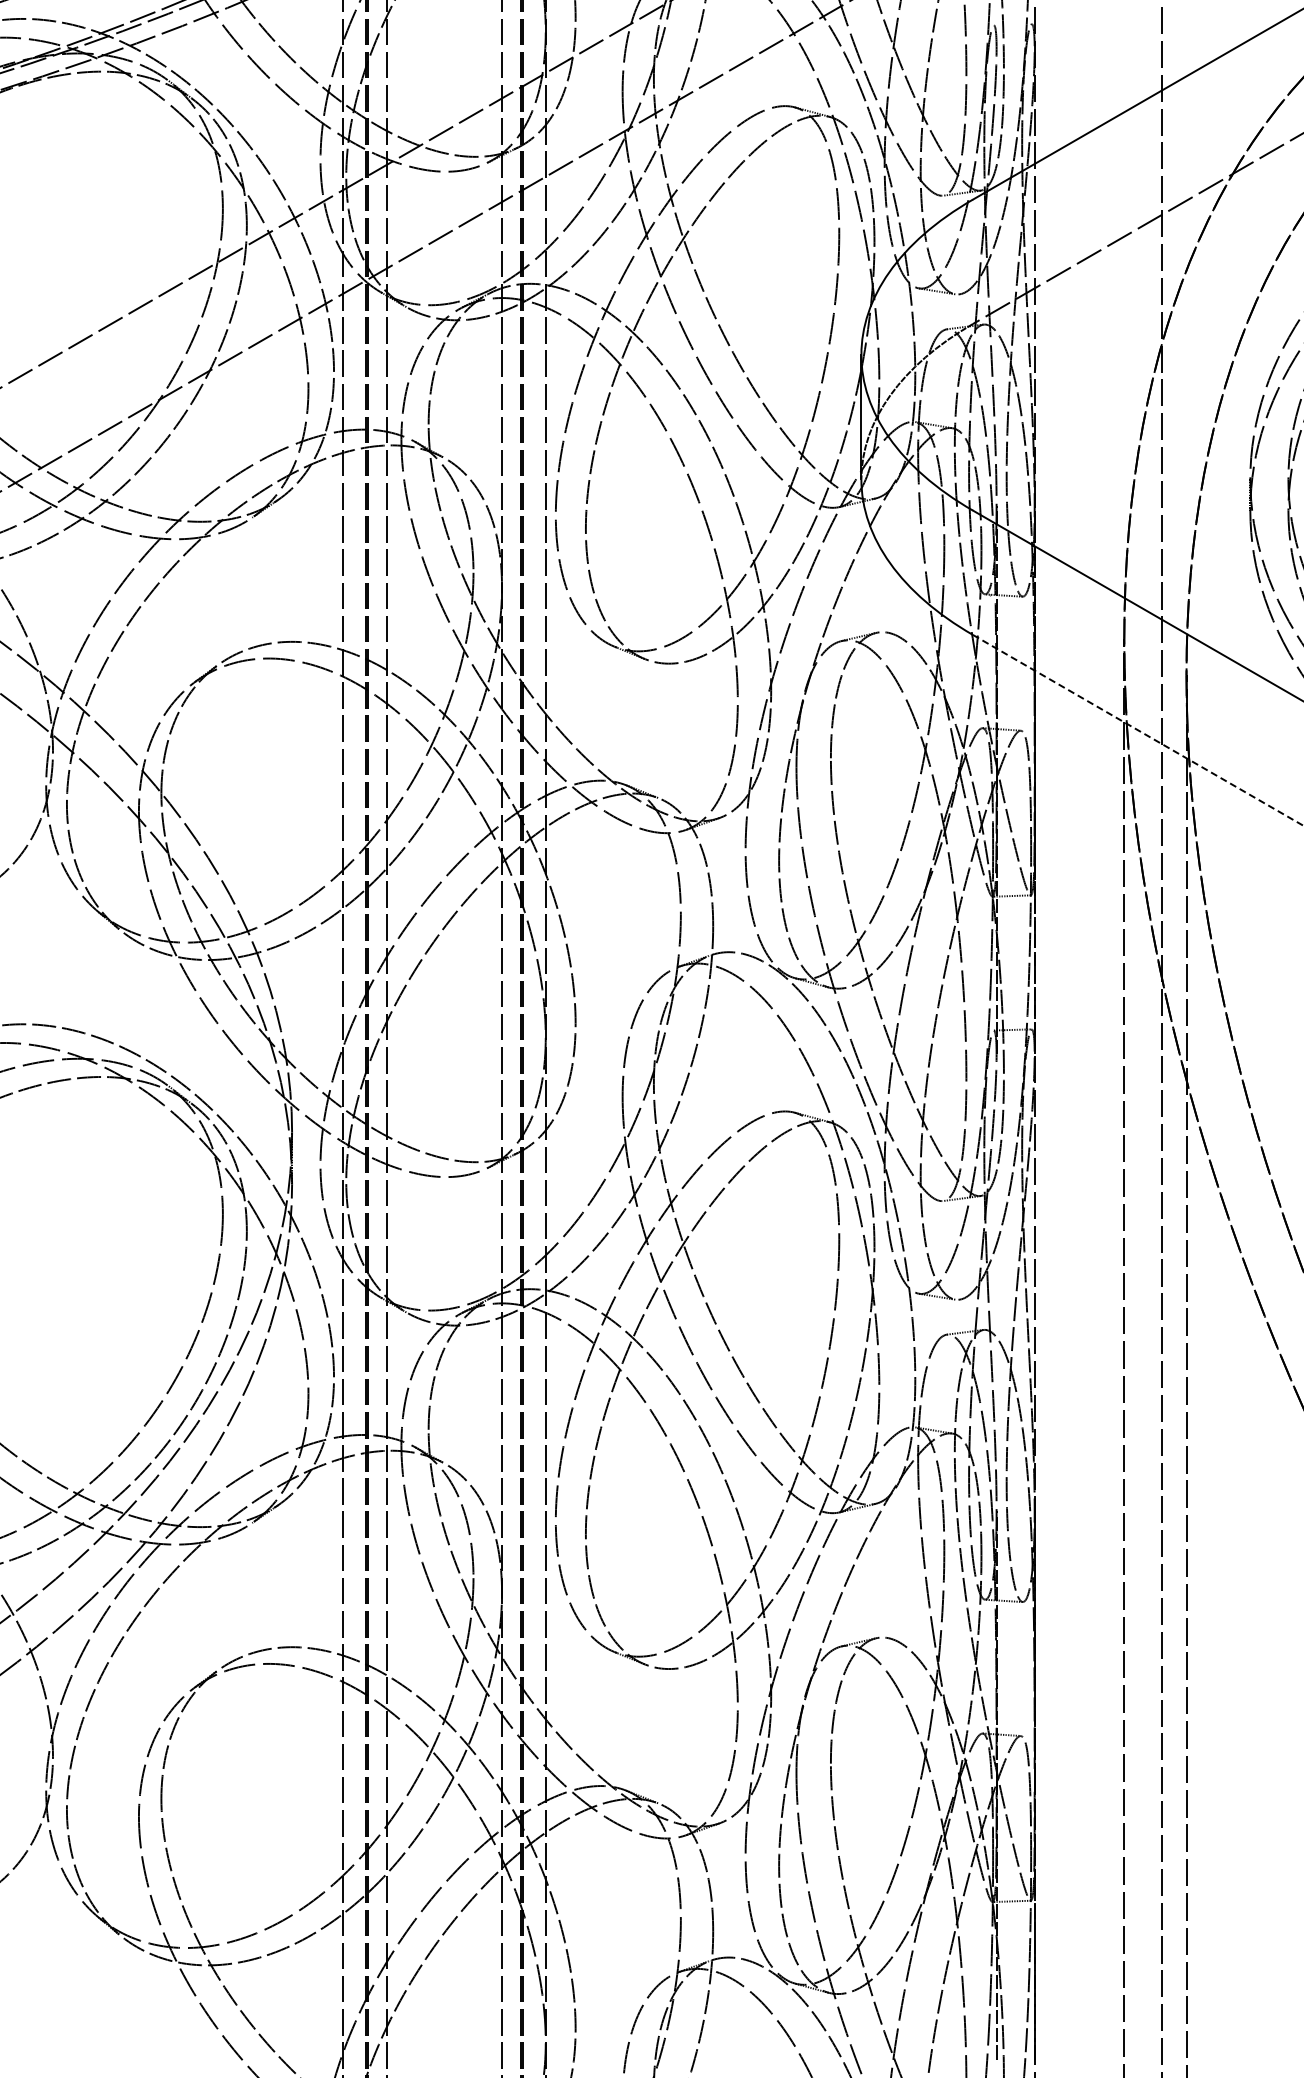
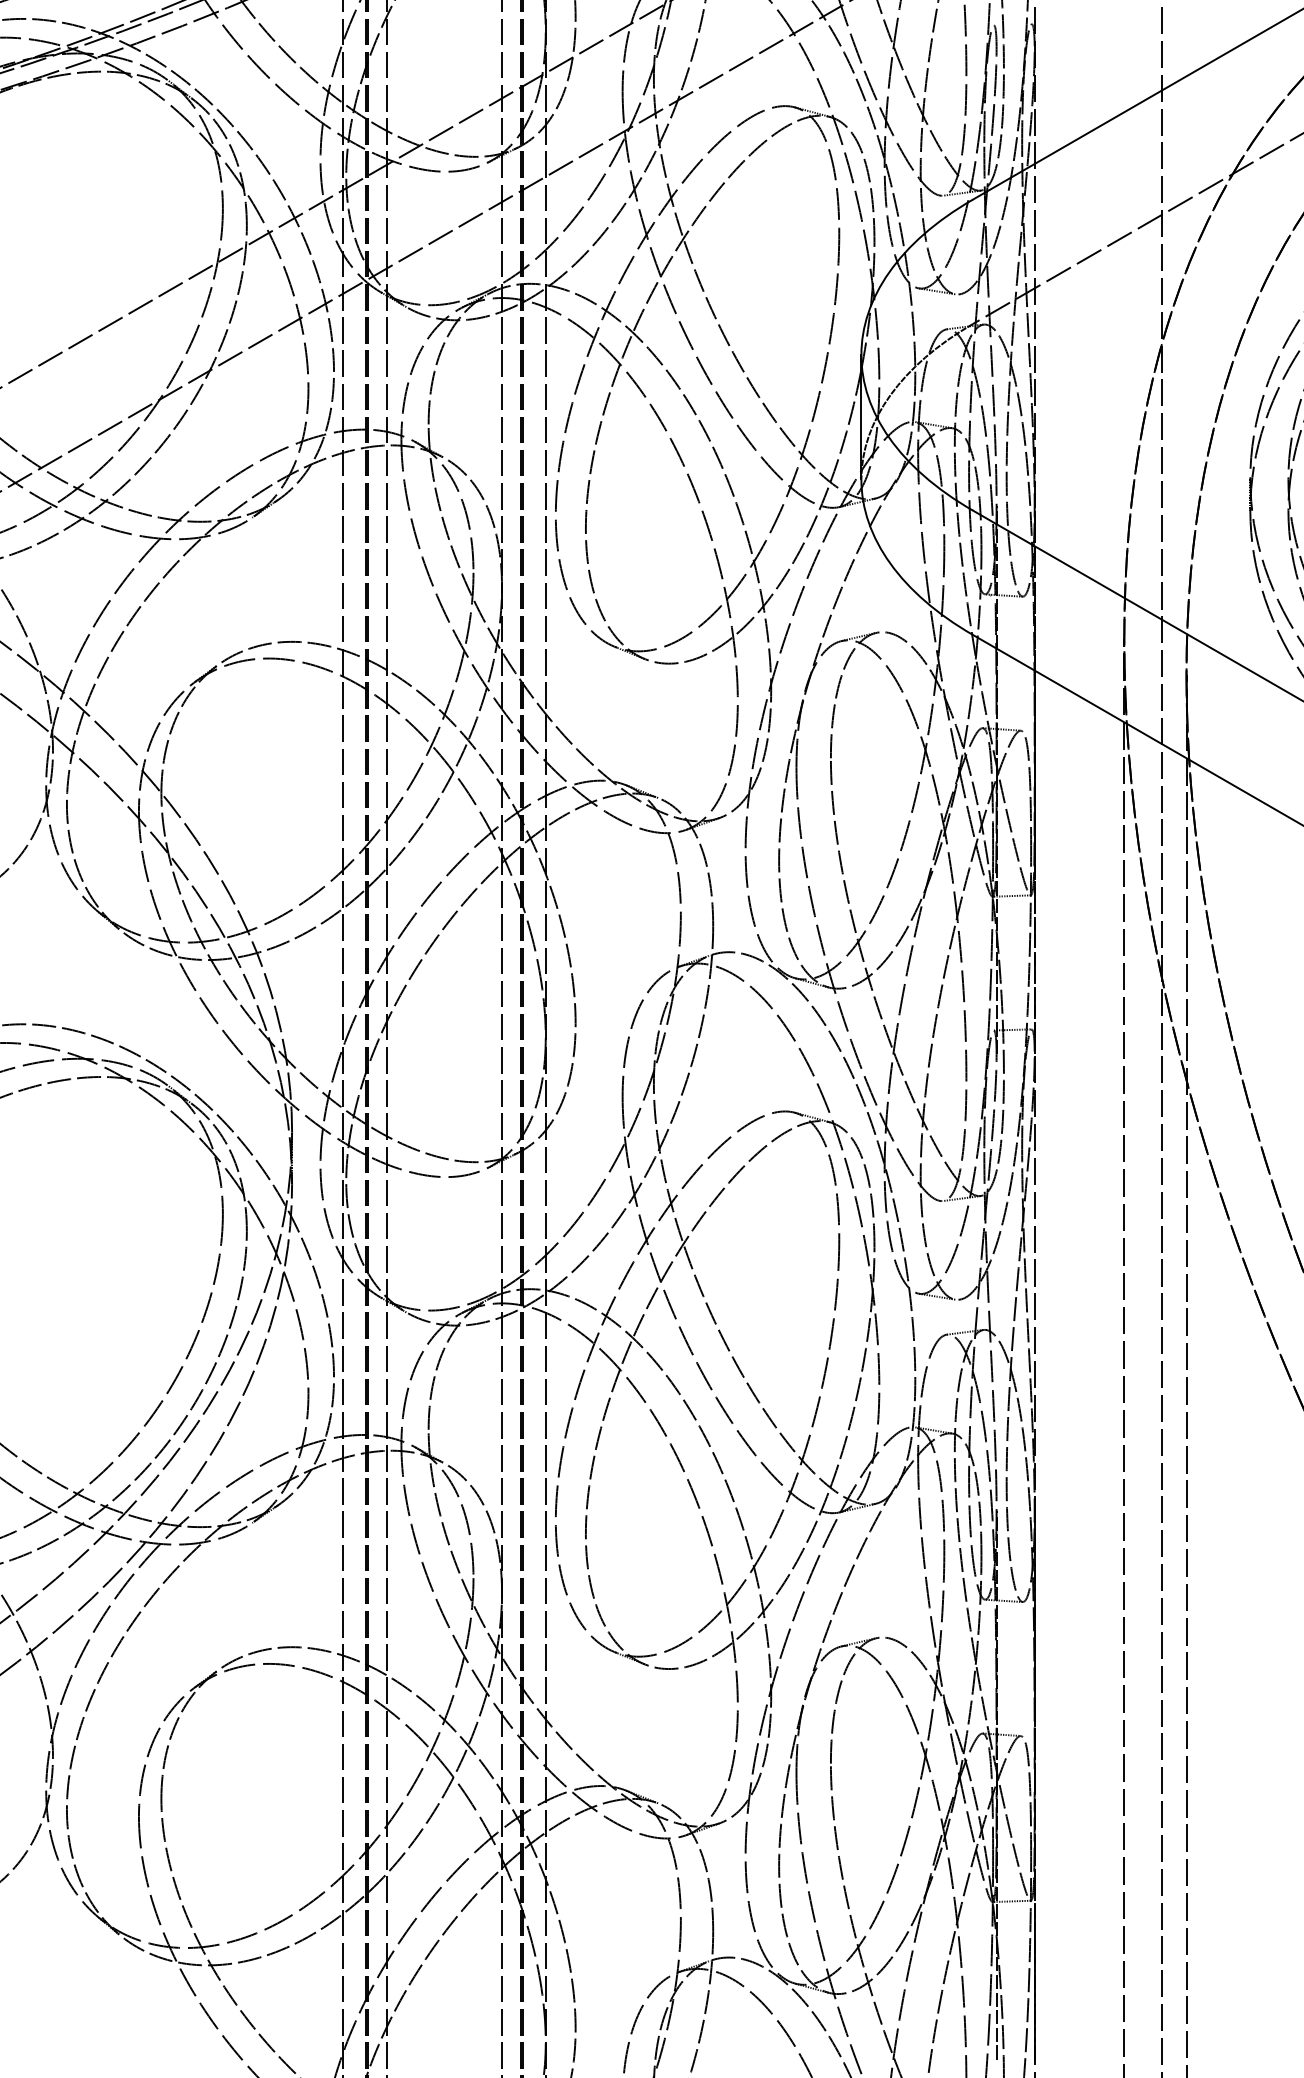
line: dashed -> solid (1138, 730)
